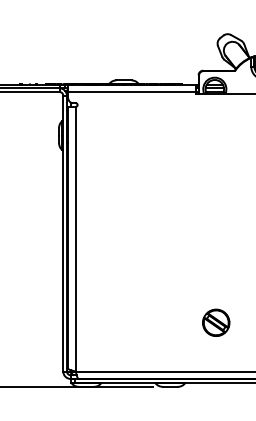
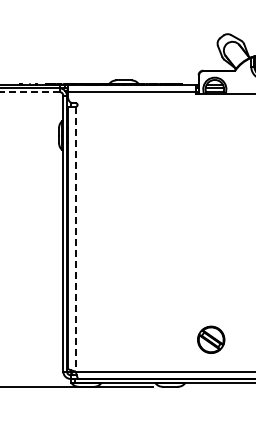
line: solid -> dashed (29, 92)
line: solid -> dashed (75, 239)
part position: (216, 322) -> (211, 339) (211, 339)
